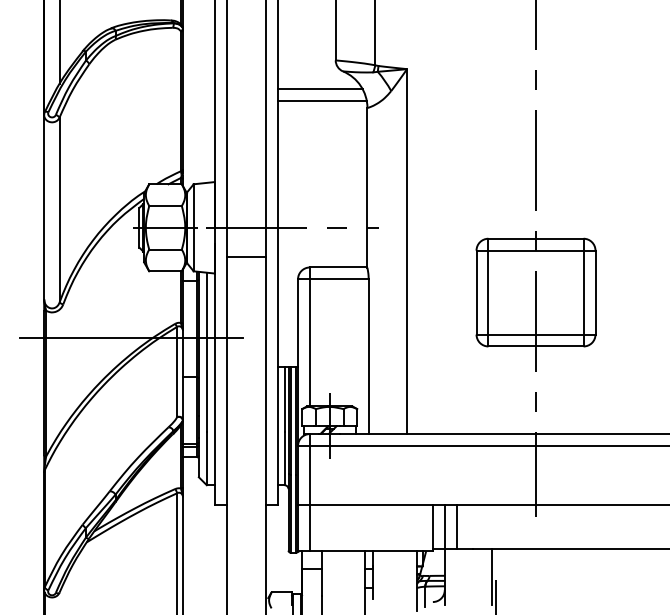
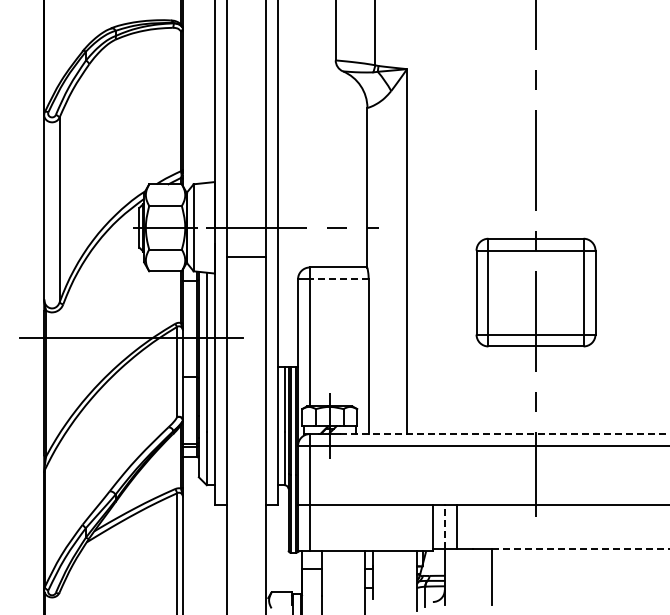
line: present -> none (59, 43)
line: present -> none (320, 88)
line: present -> none (322, 100)
line: solid -> dashed (338, 279)
line: solid -> dashed (504, 434)
line: solid -> dashed (444, 527)
line: solid -> dashed (581, 549)
line: present -> none (496, 595)
